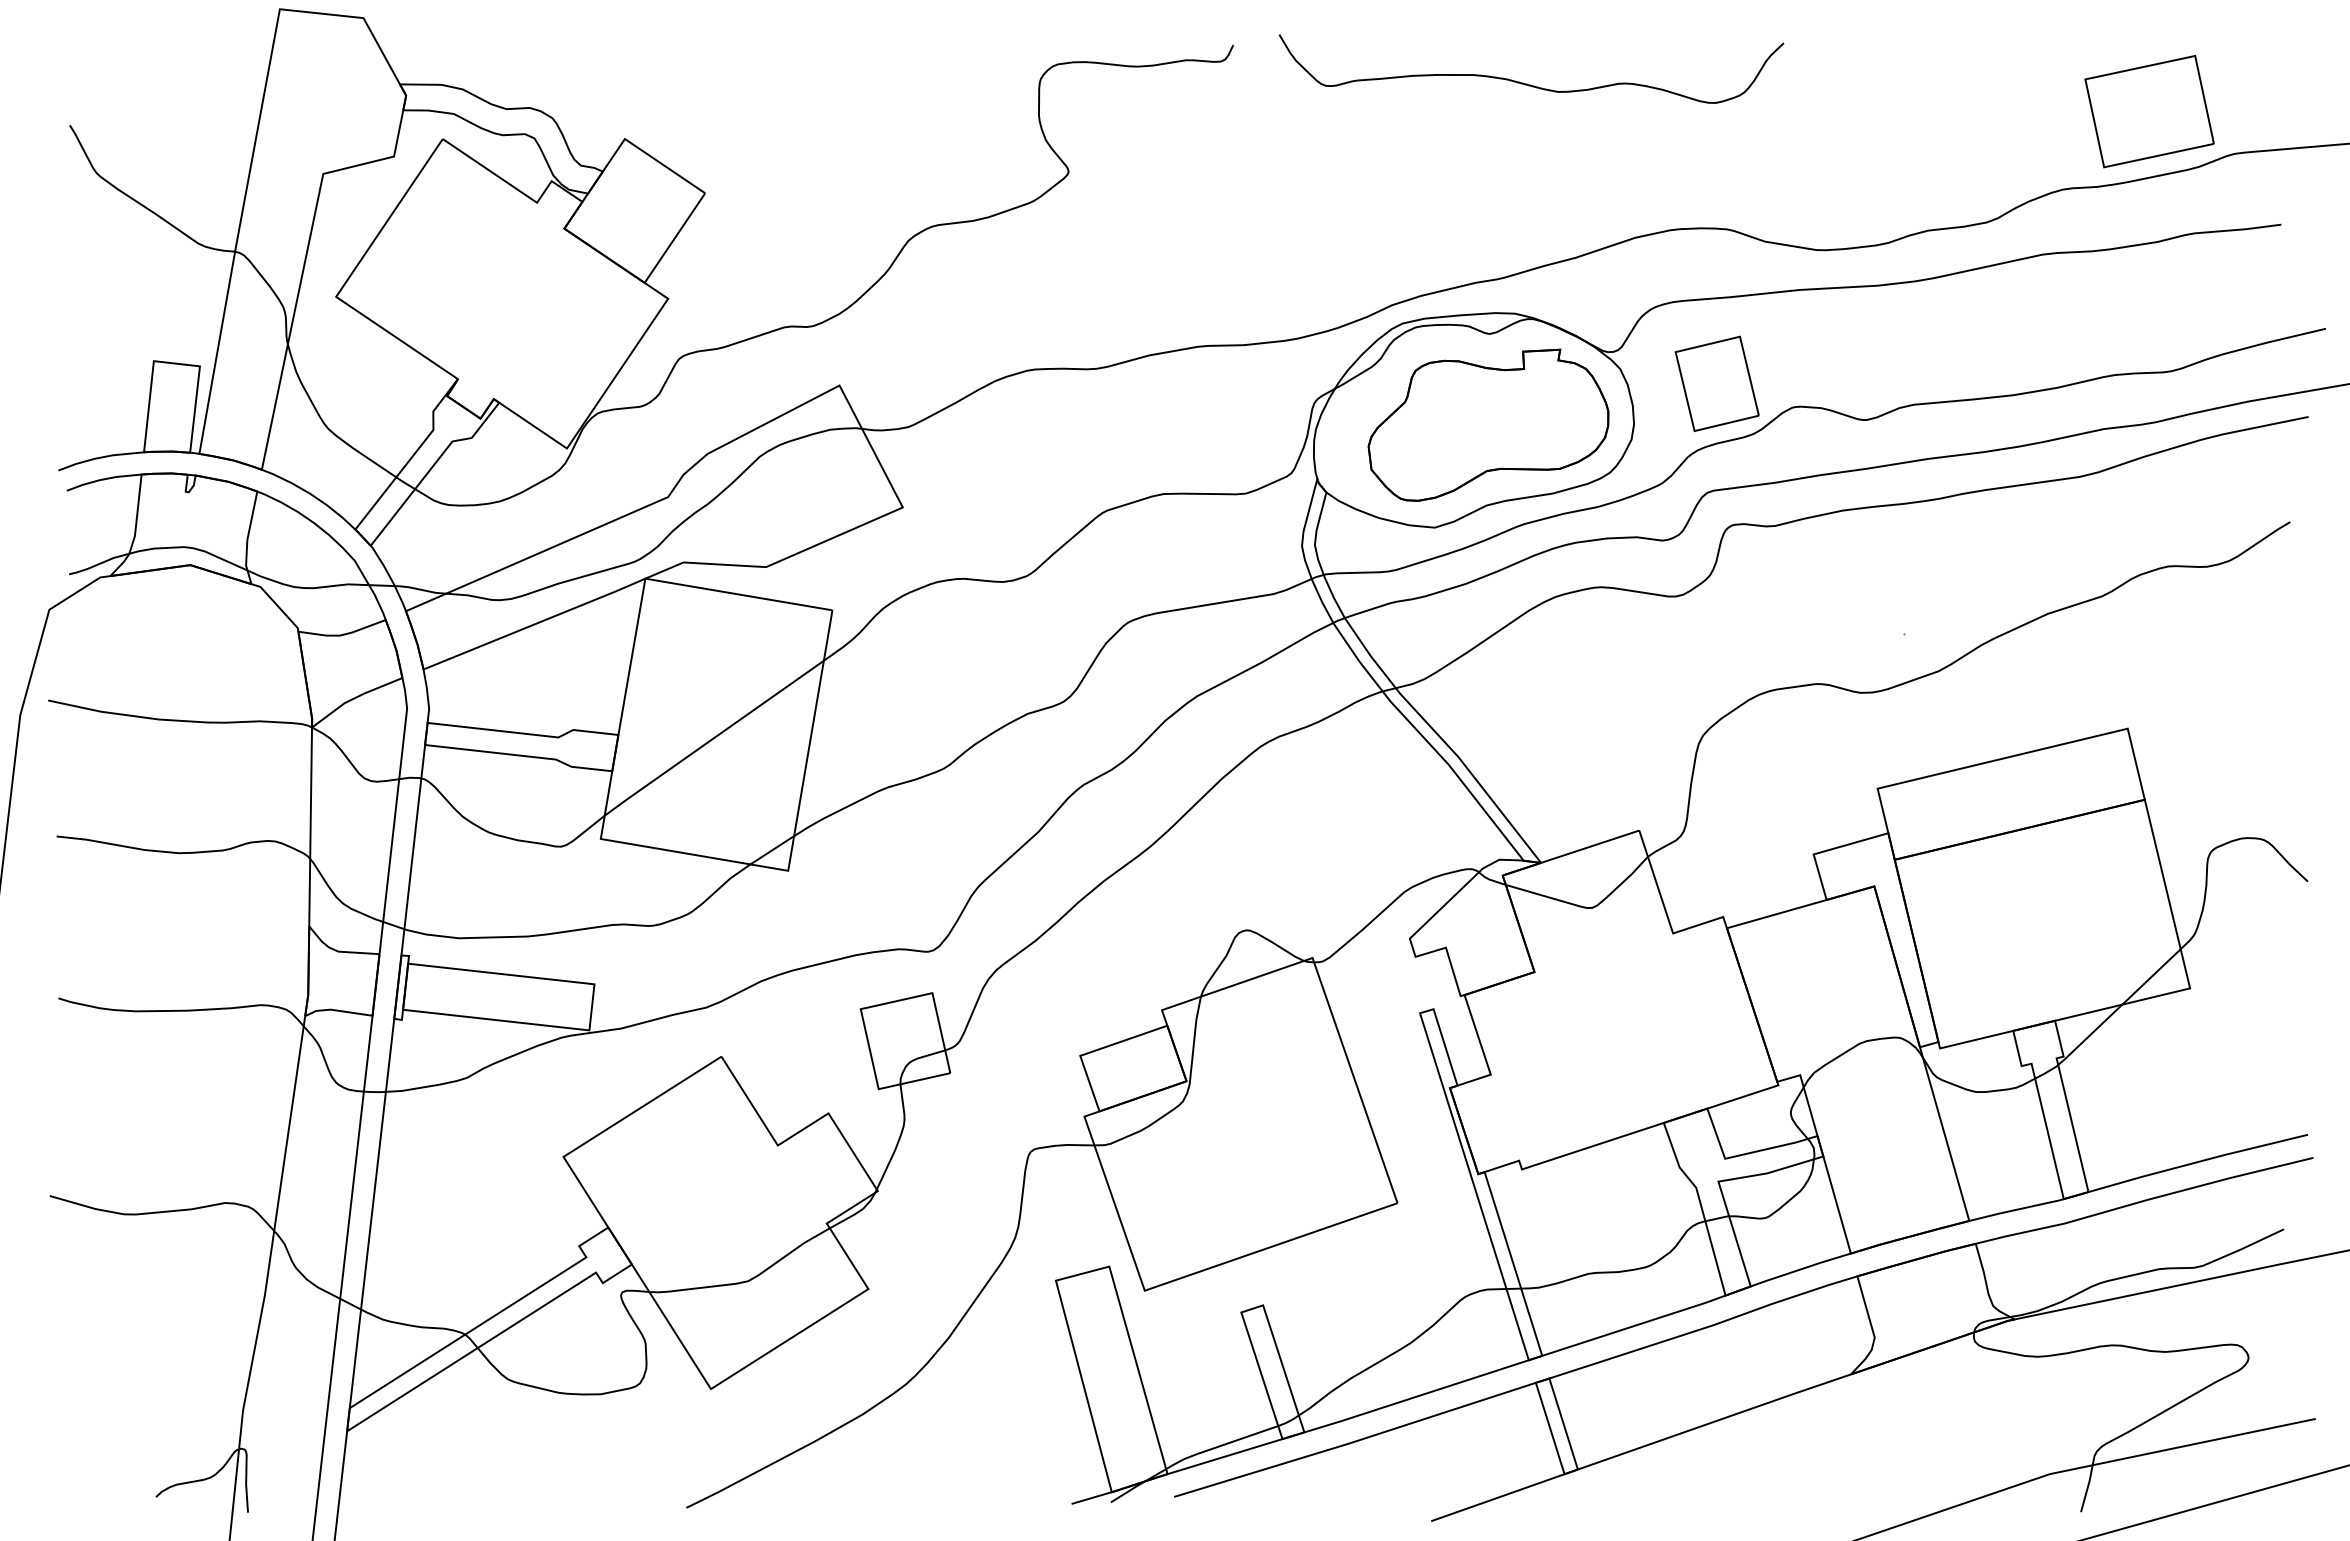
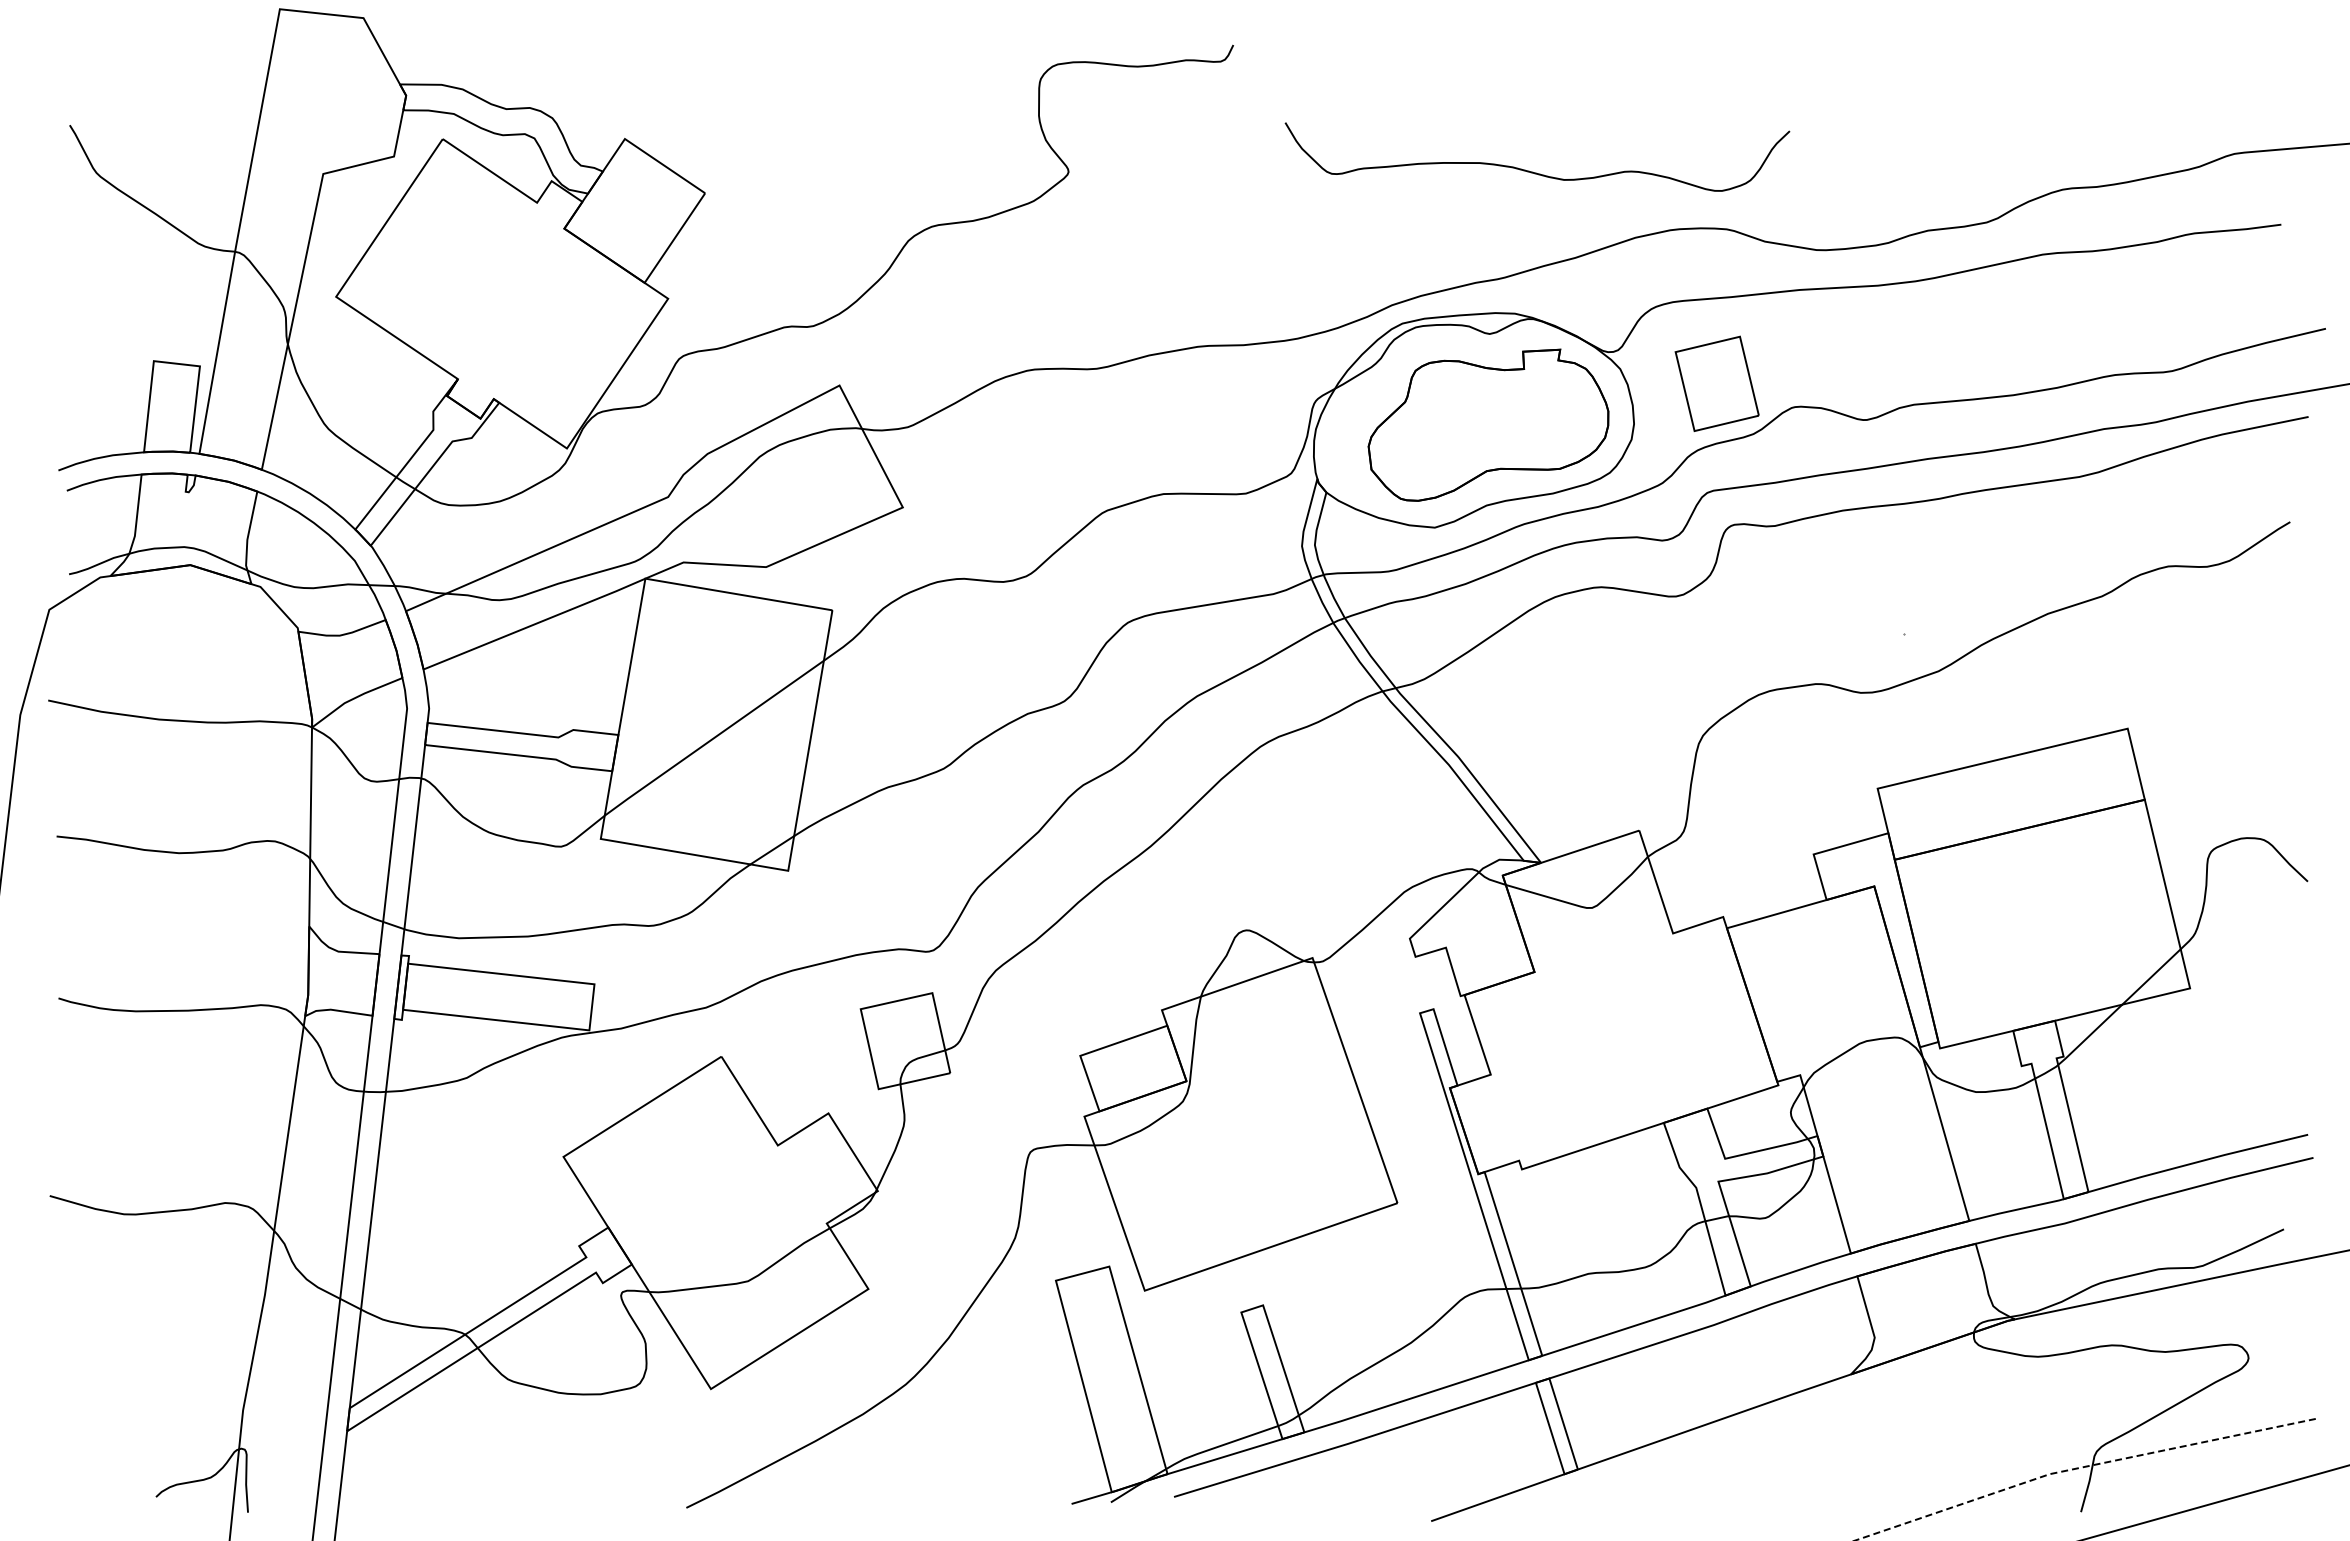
curve position: (1526, 83) -> (1532, 171) (1532, 171)
part: present -> none (2149, 111)
line: solid -> dashed (2081, 1467)
